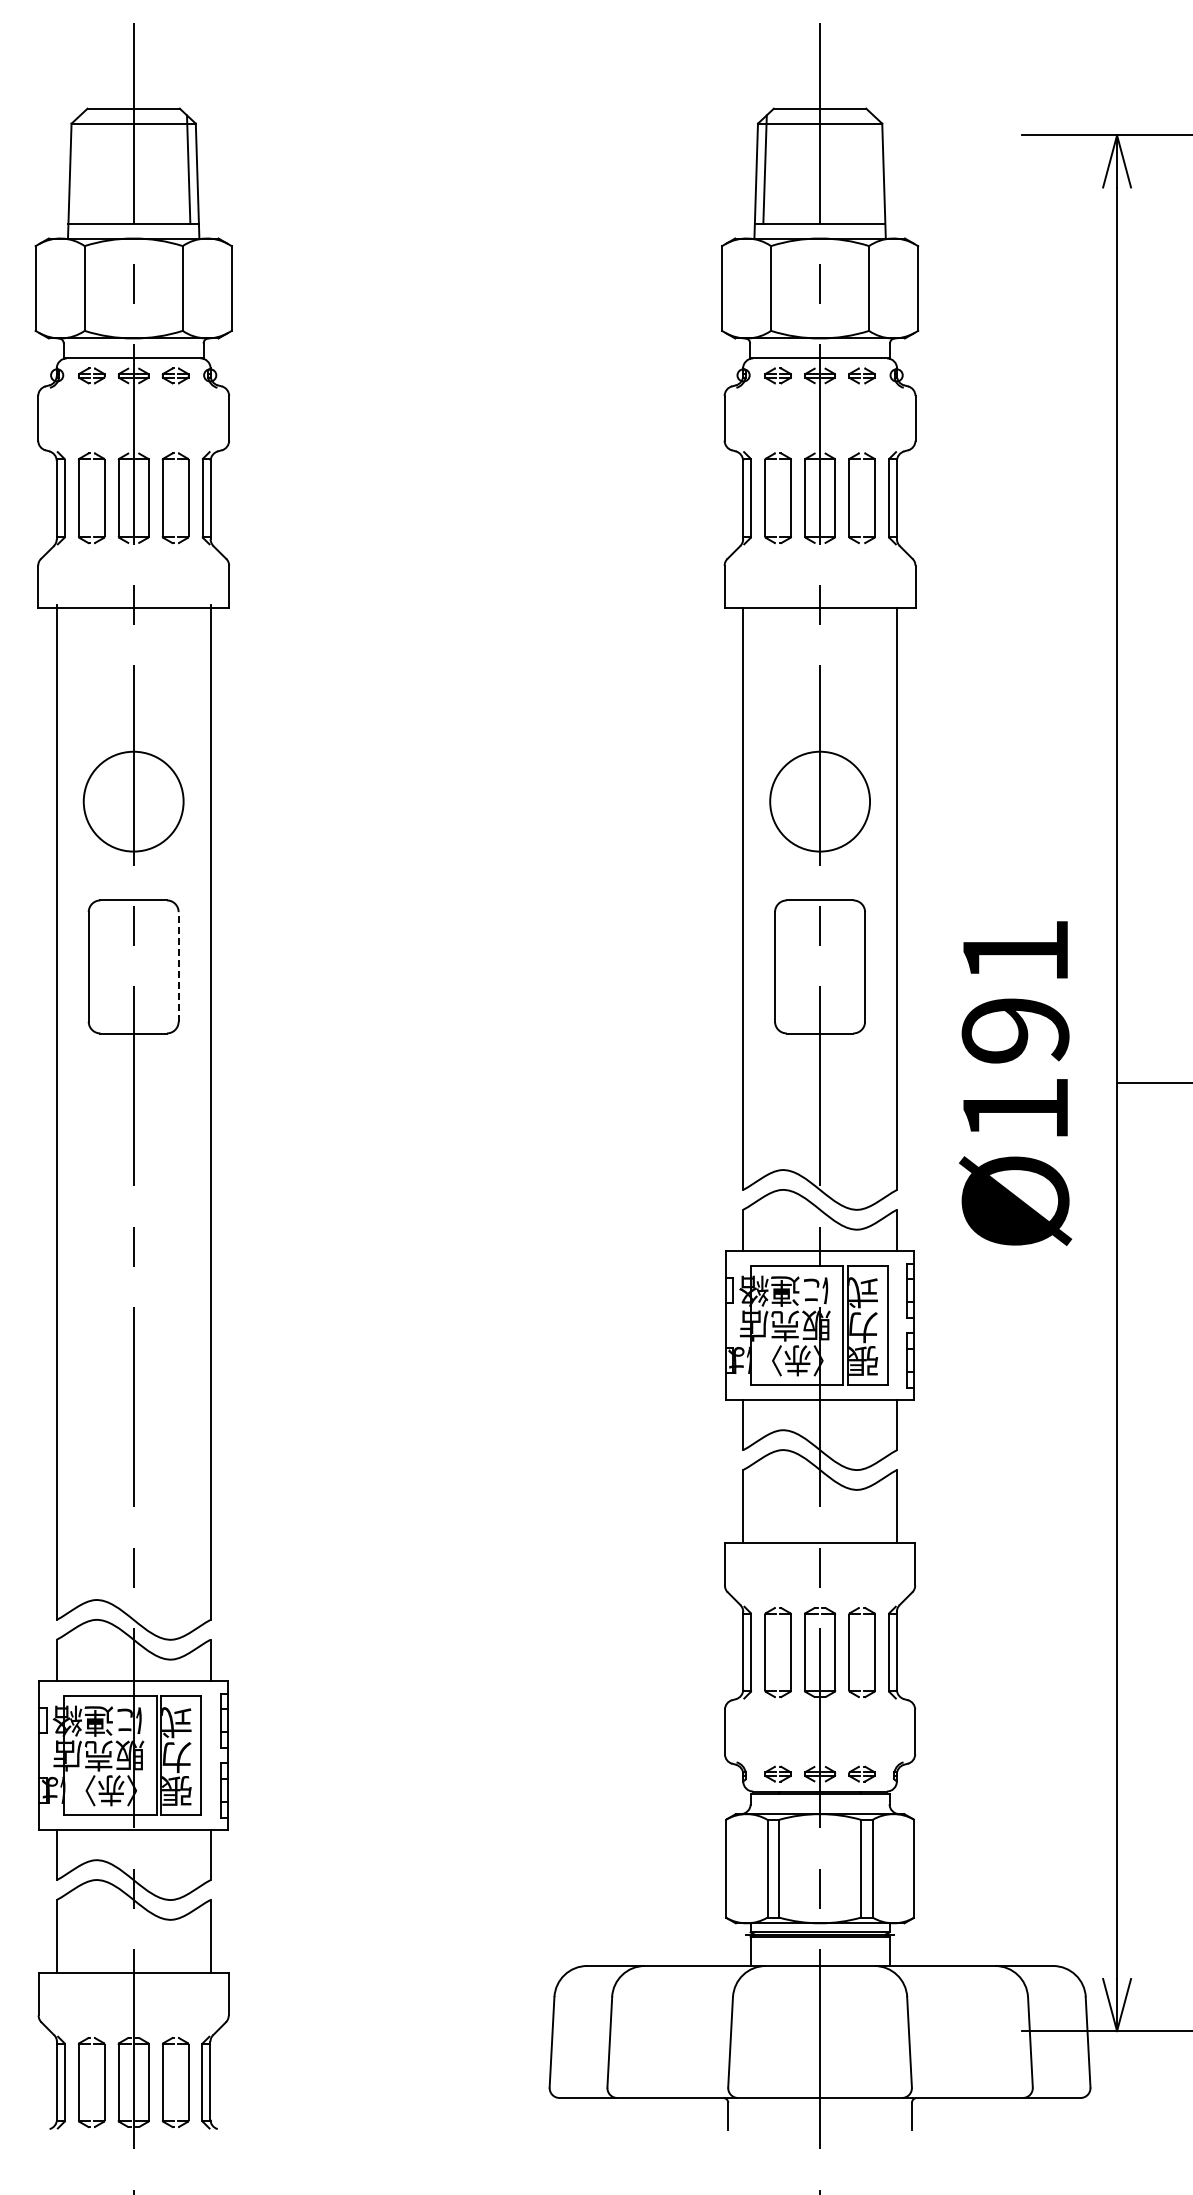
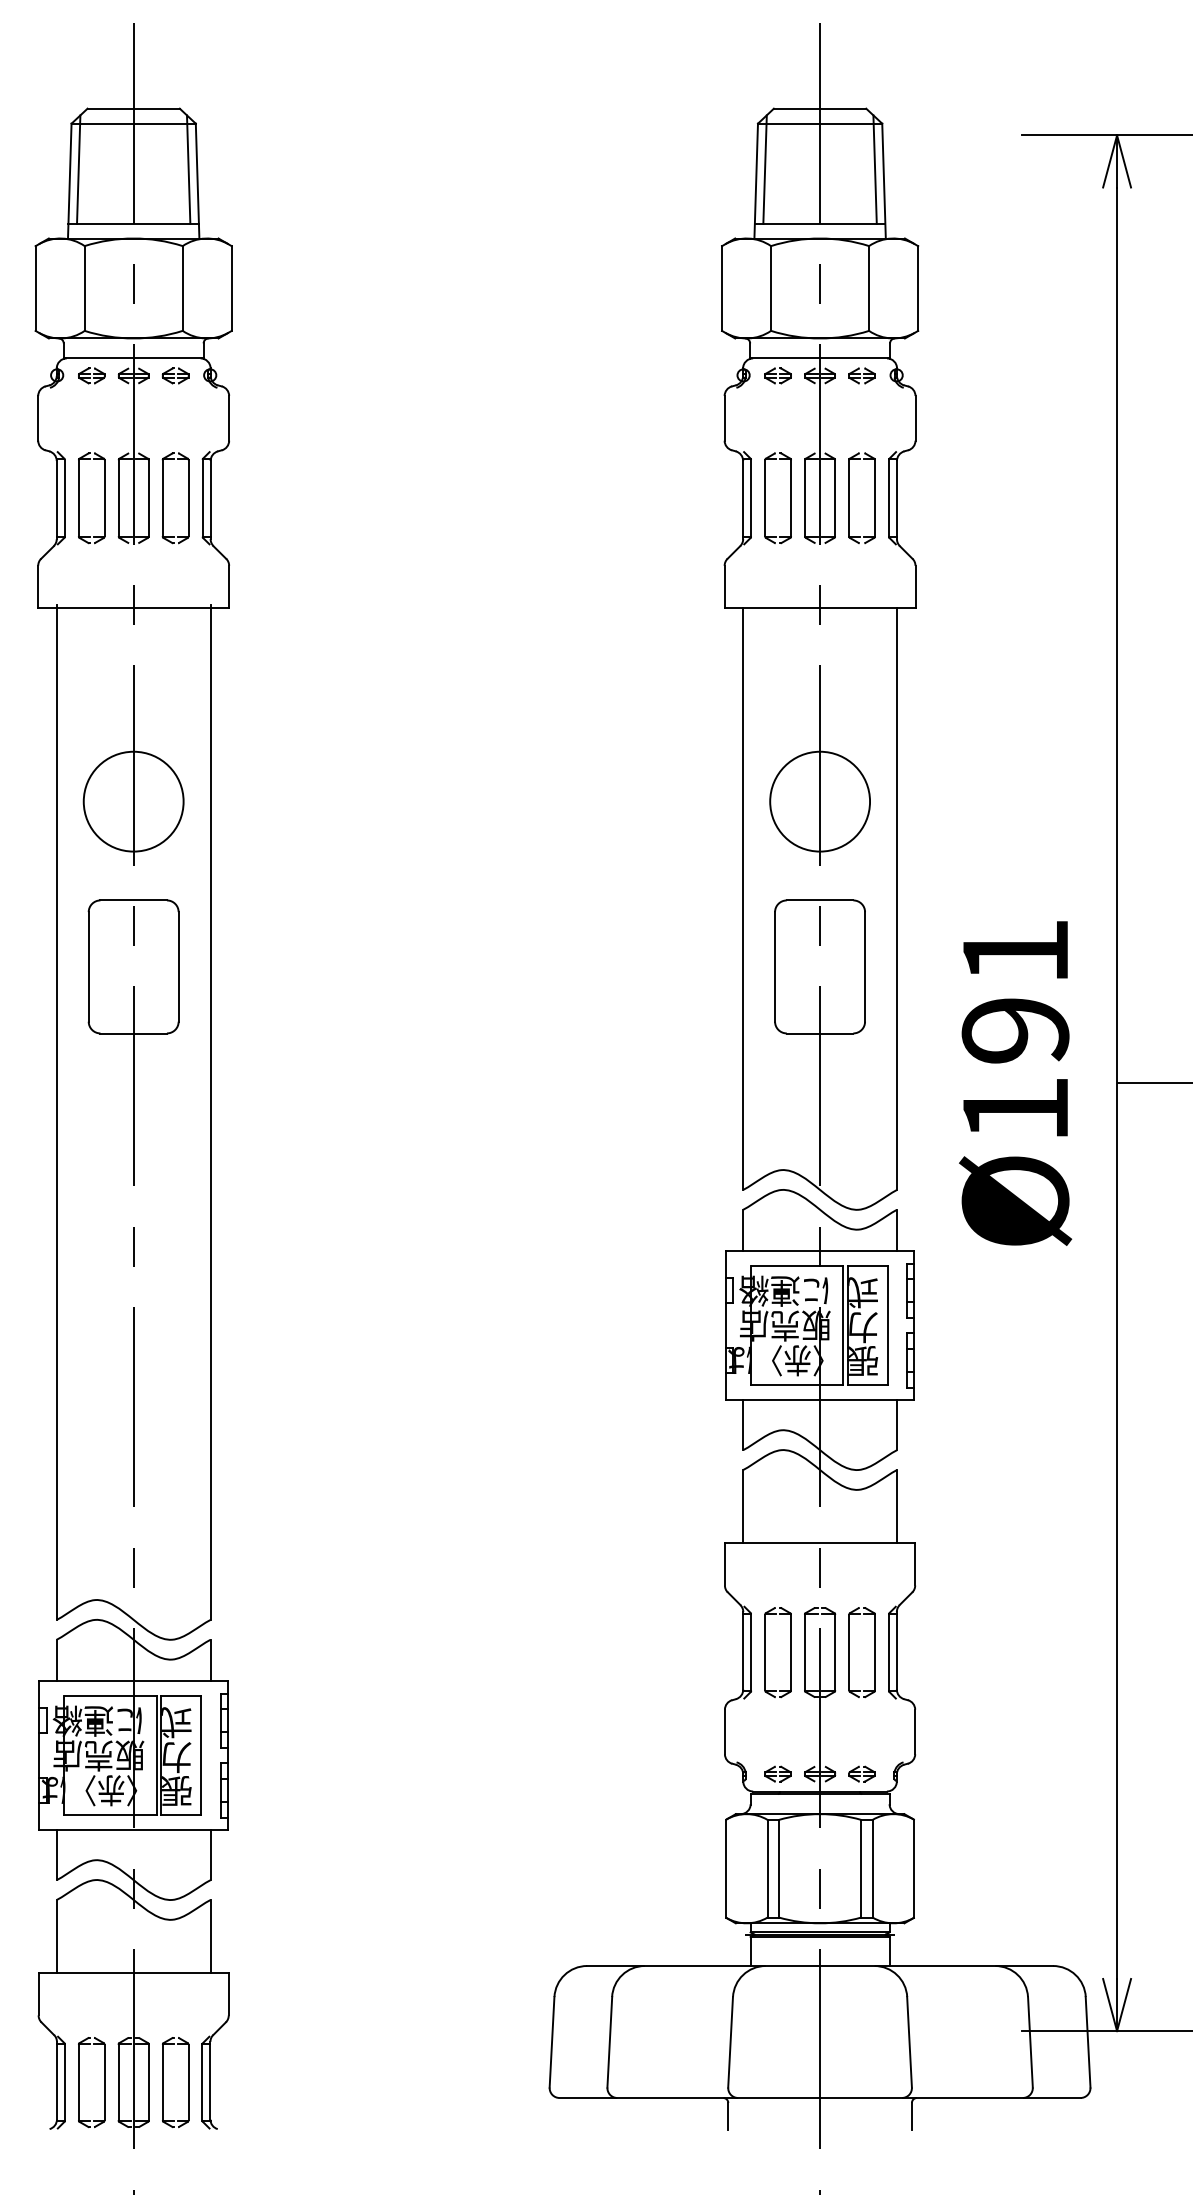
line: none -> present (78, 169)
line: none -> present (874, 169)
line: dashed -> solid (178, 966)
